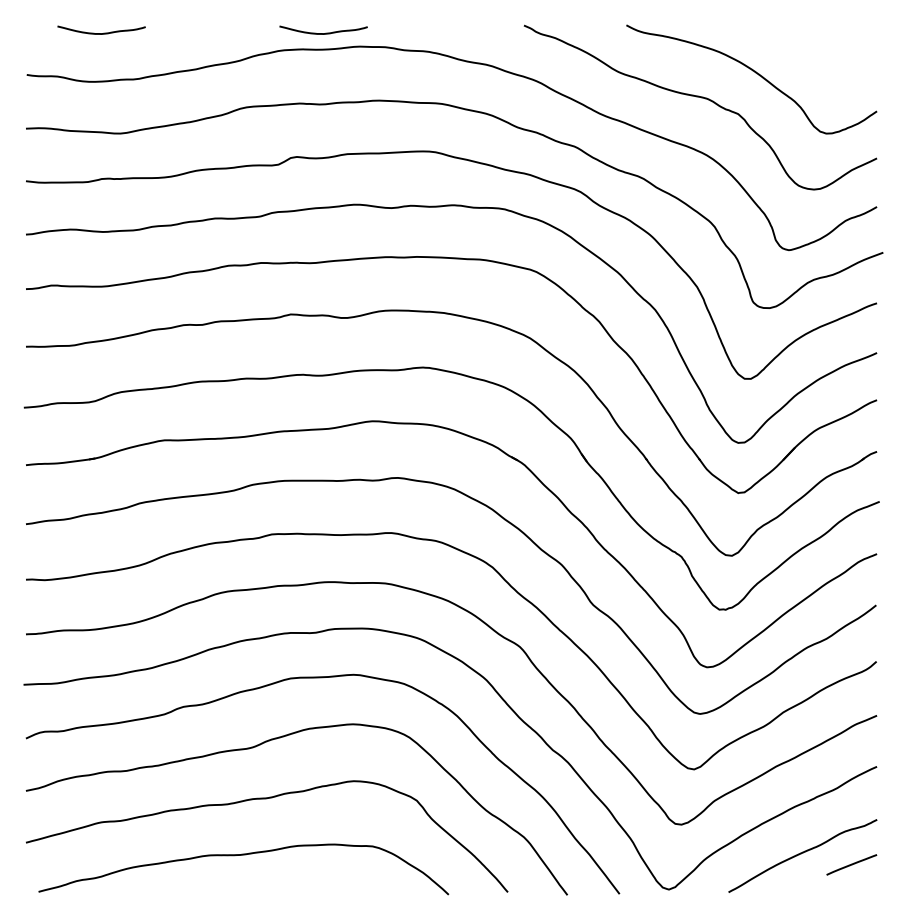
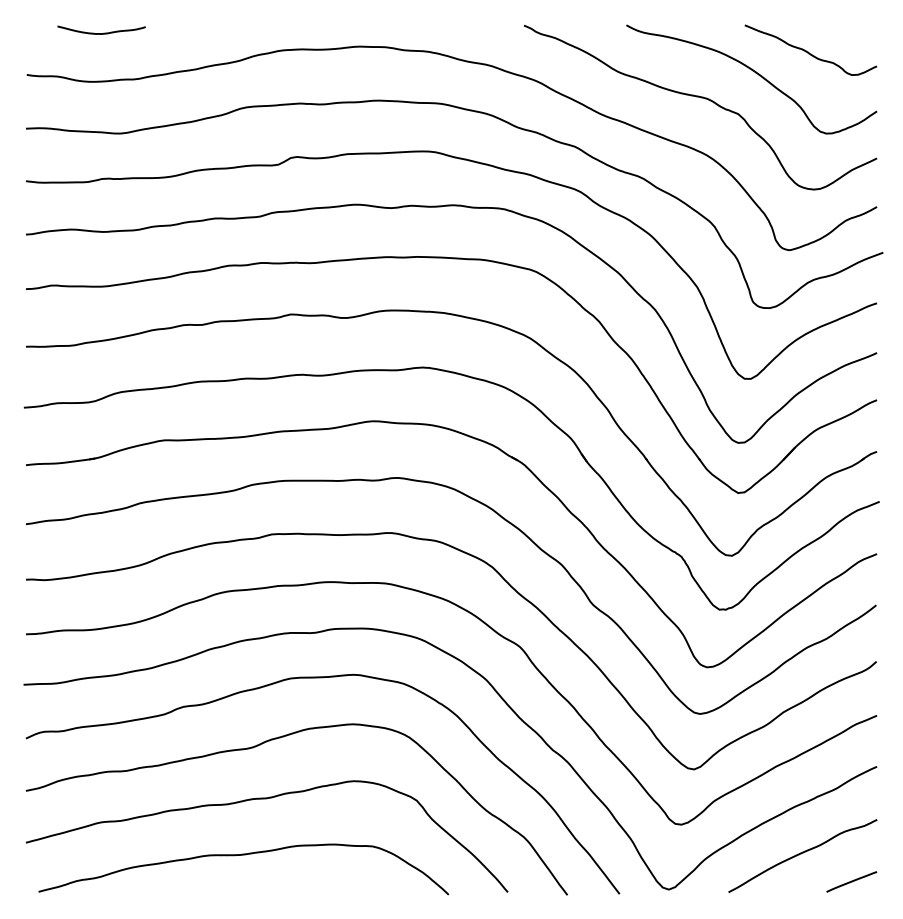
curve: present -> none (325, 32)
curve: none -> present (808, 51)
line position: (851, 864) -> (851, 881) (851, 881)
